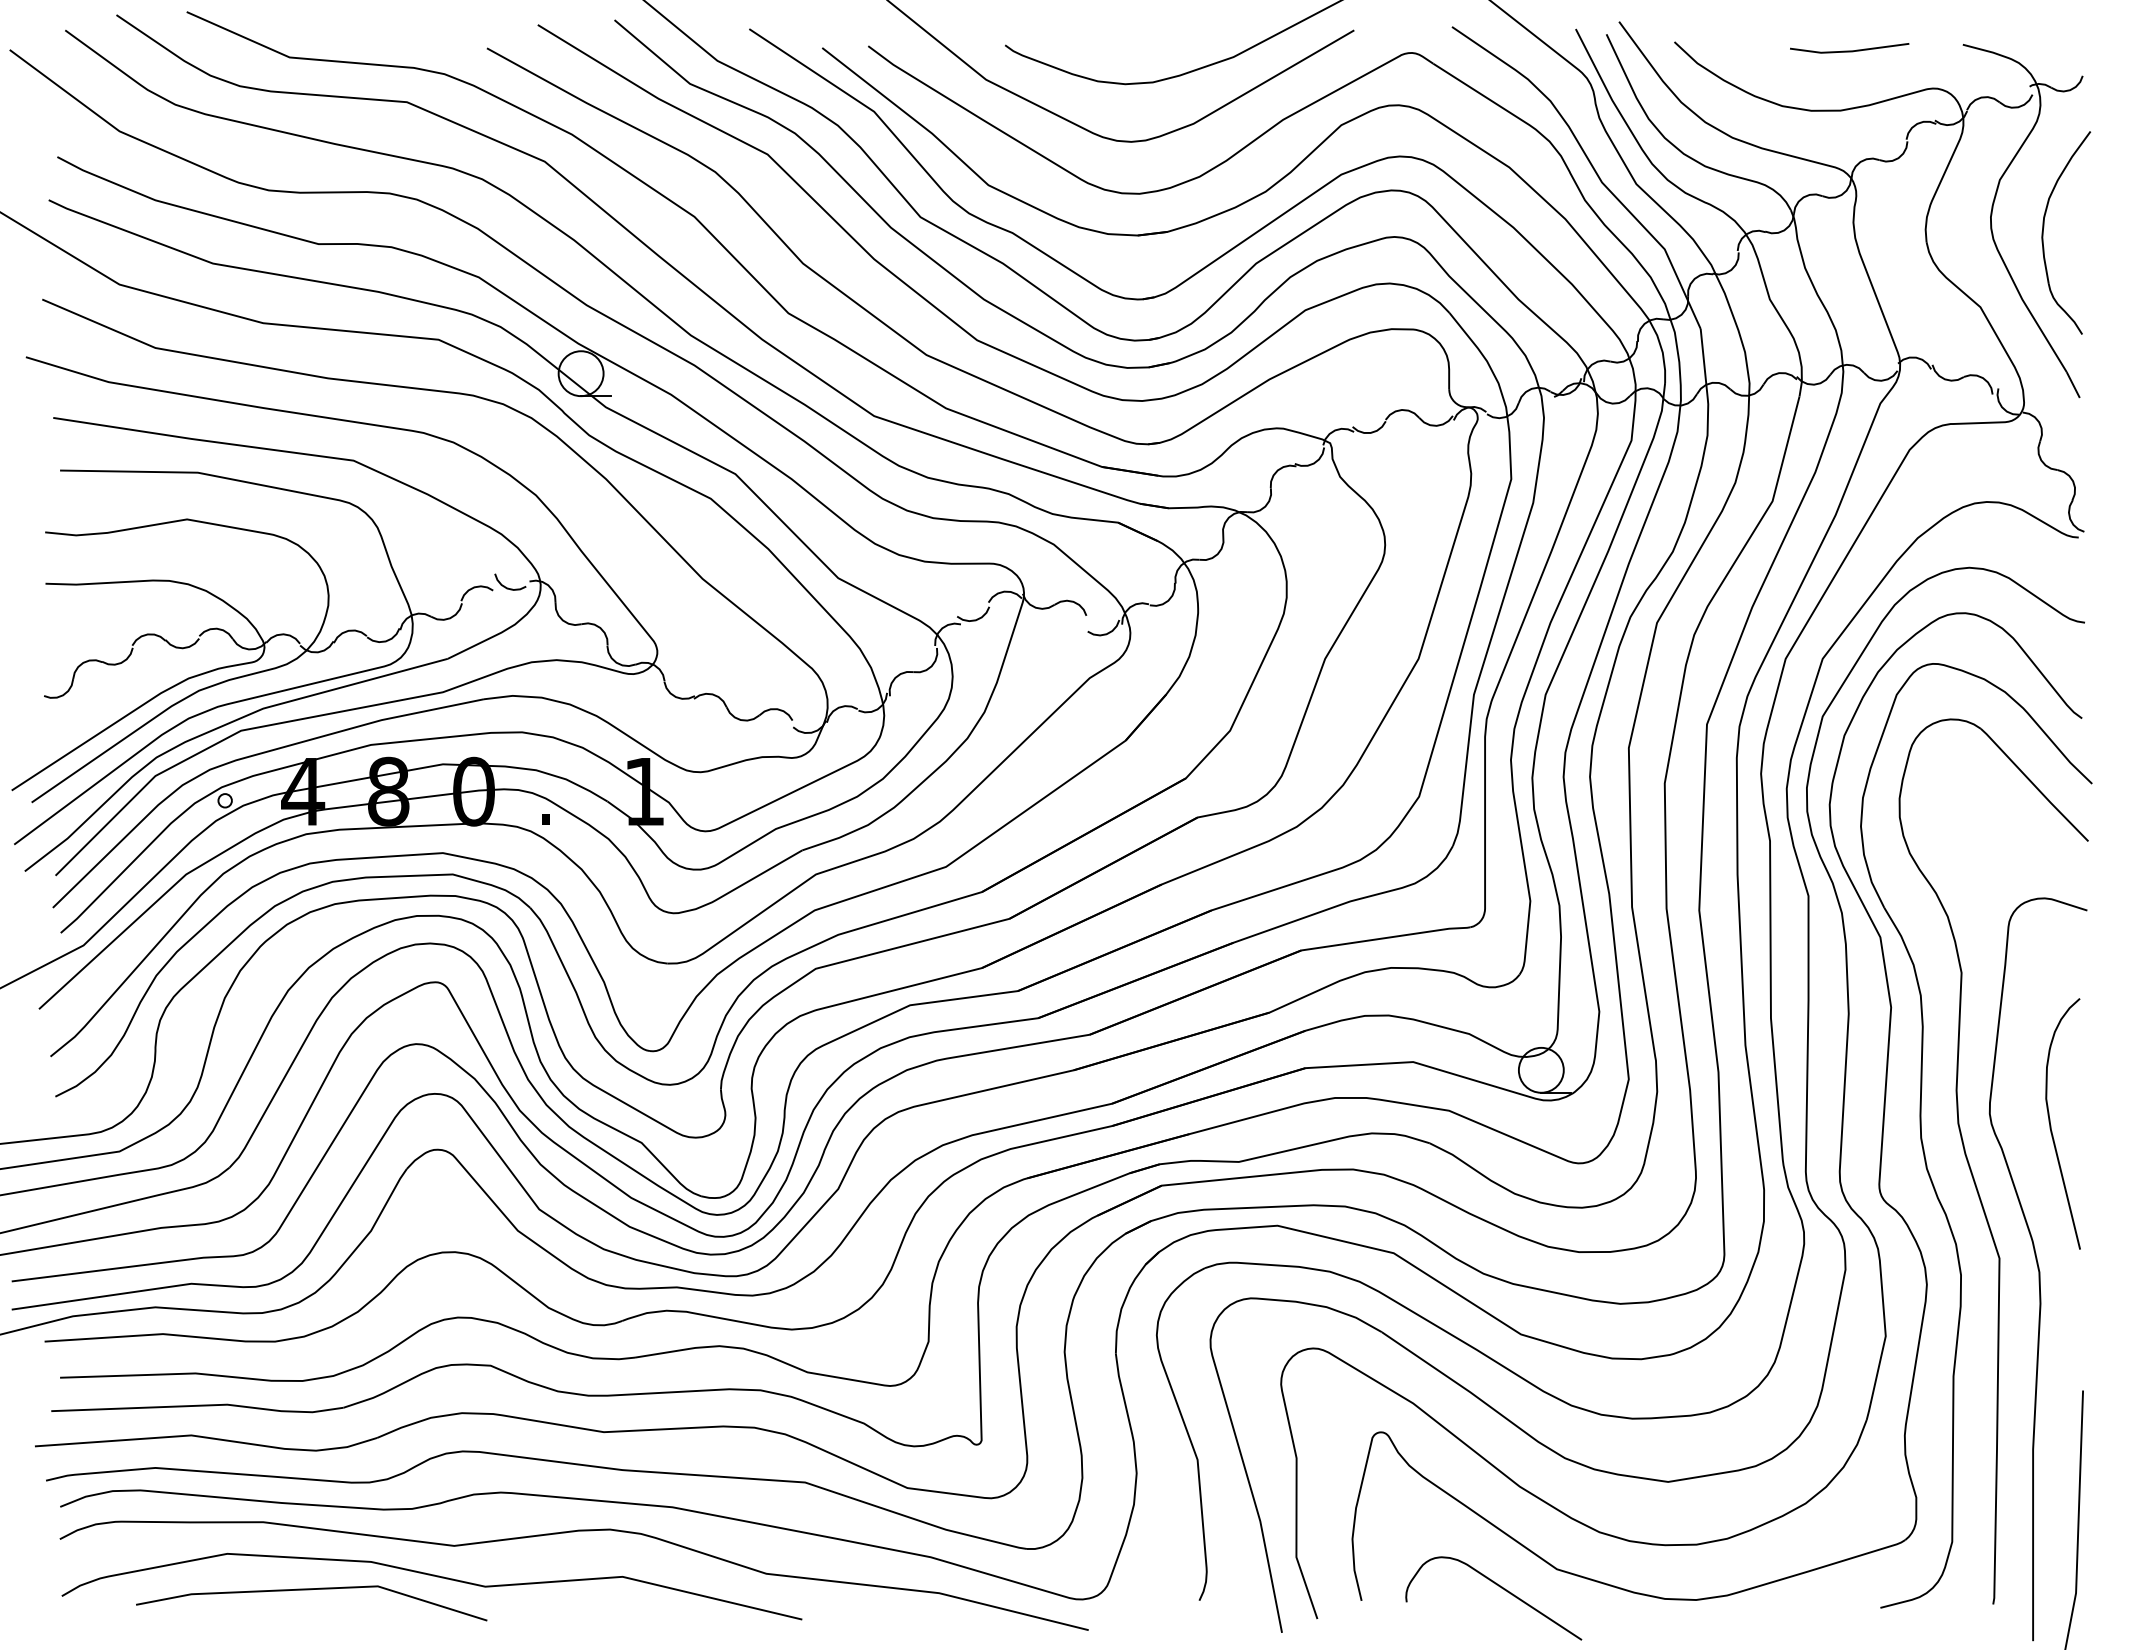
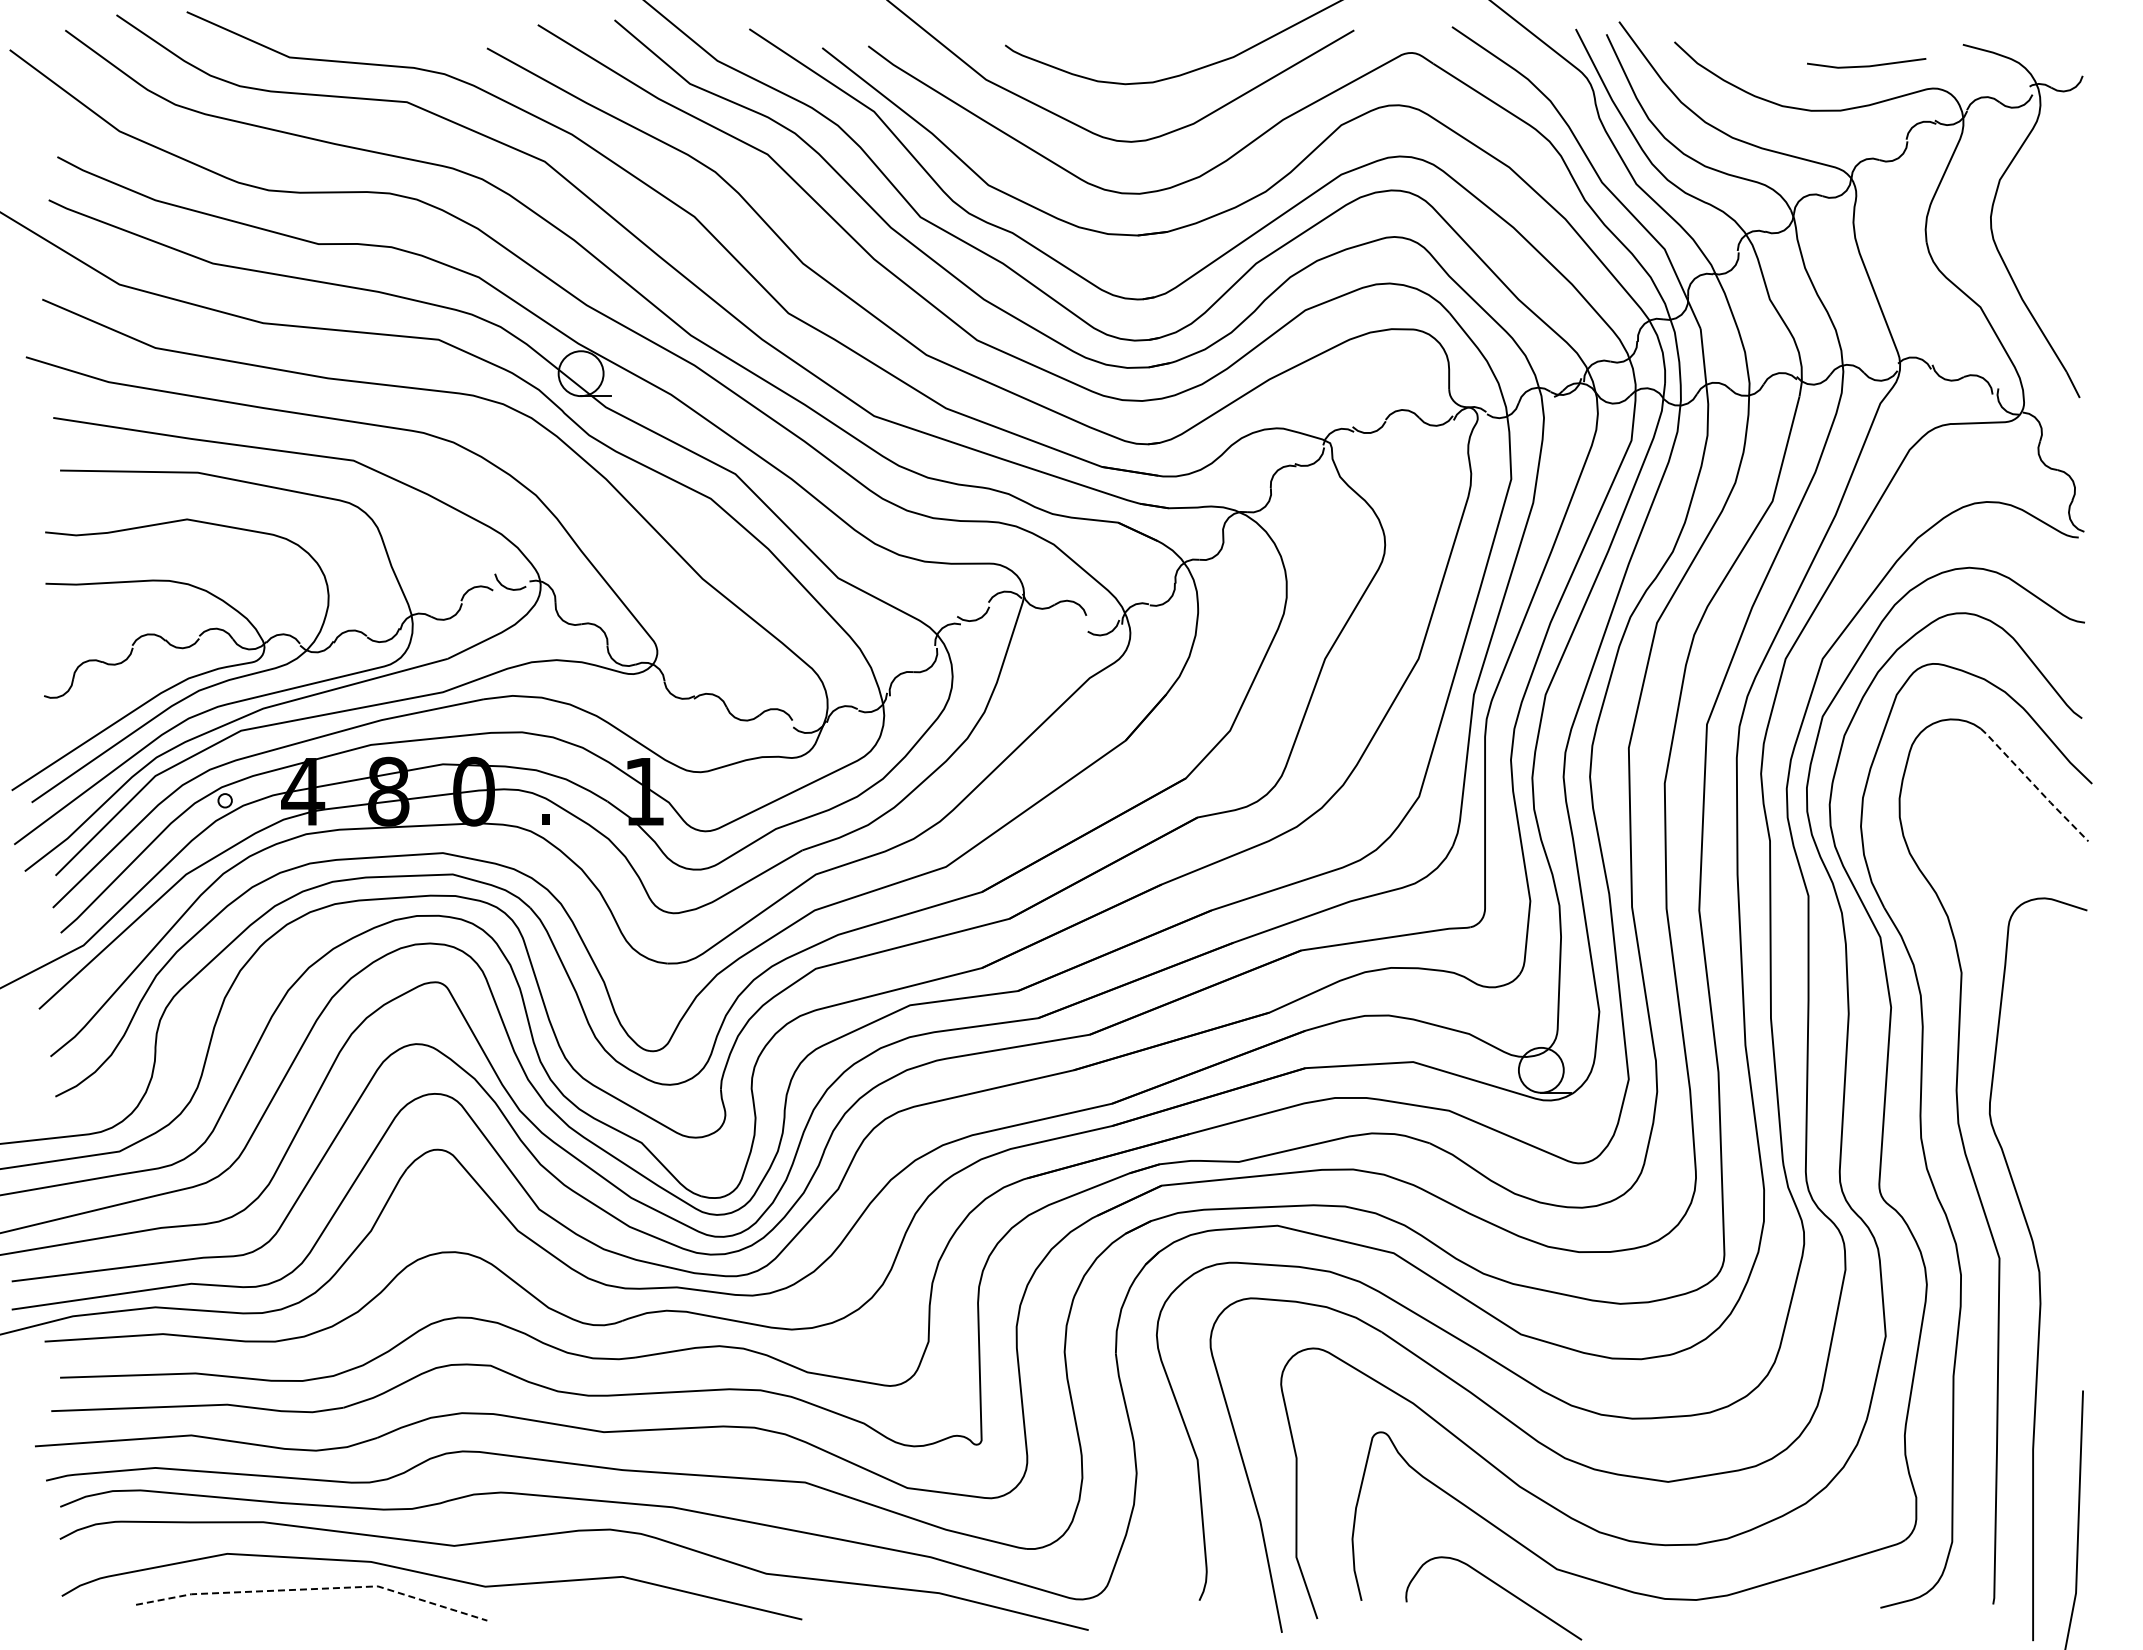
line position: (1849, 50) -> (1866, 65) (1866, 65)
part: present -> none (2044, 227)
line: solid -> dashed (2034, 785)
curve: present -> none (2051, 1125)
line: solid -> dashed (314, 1589)
